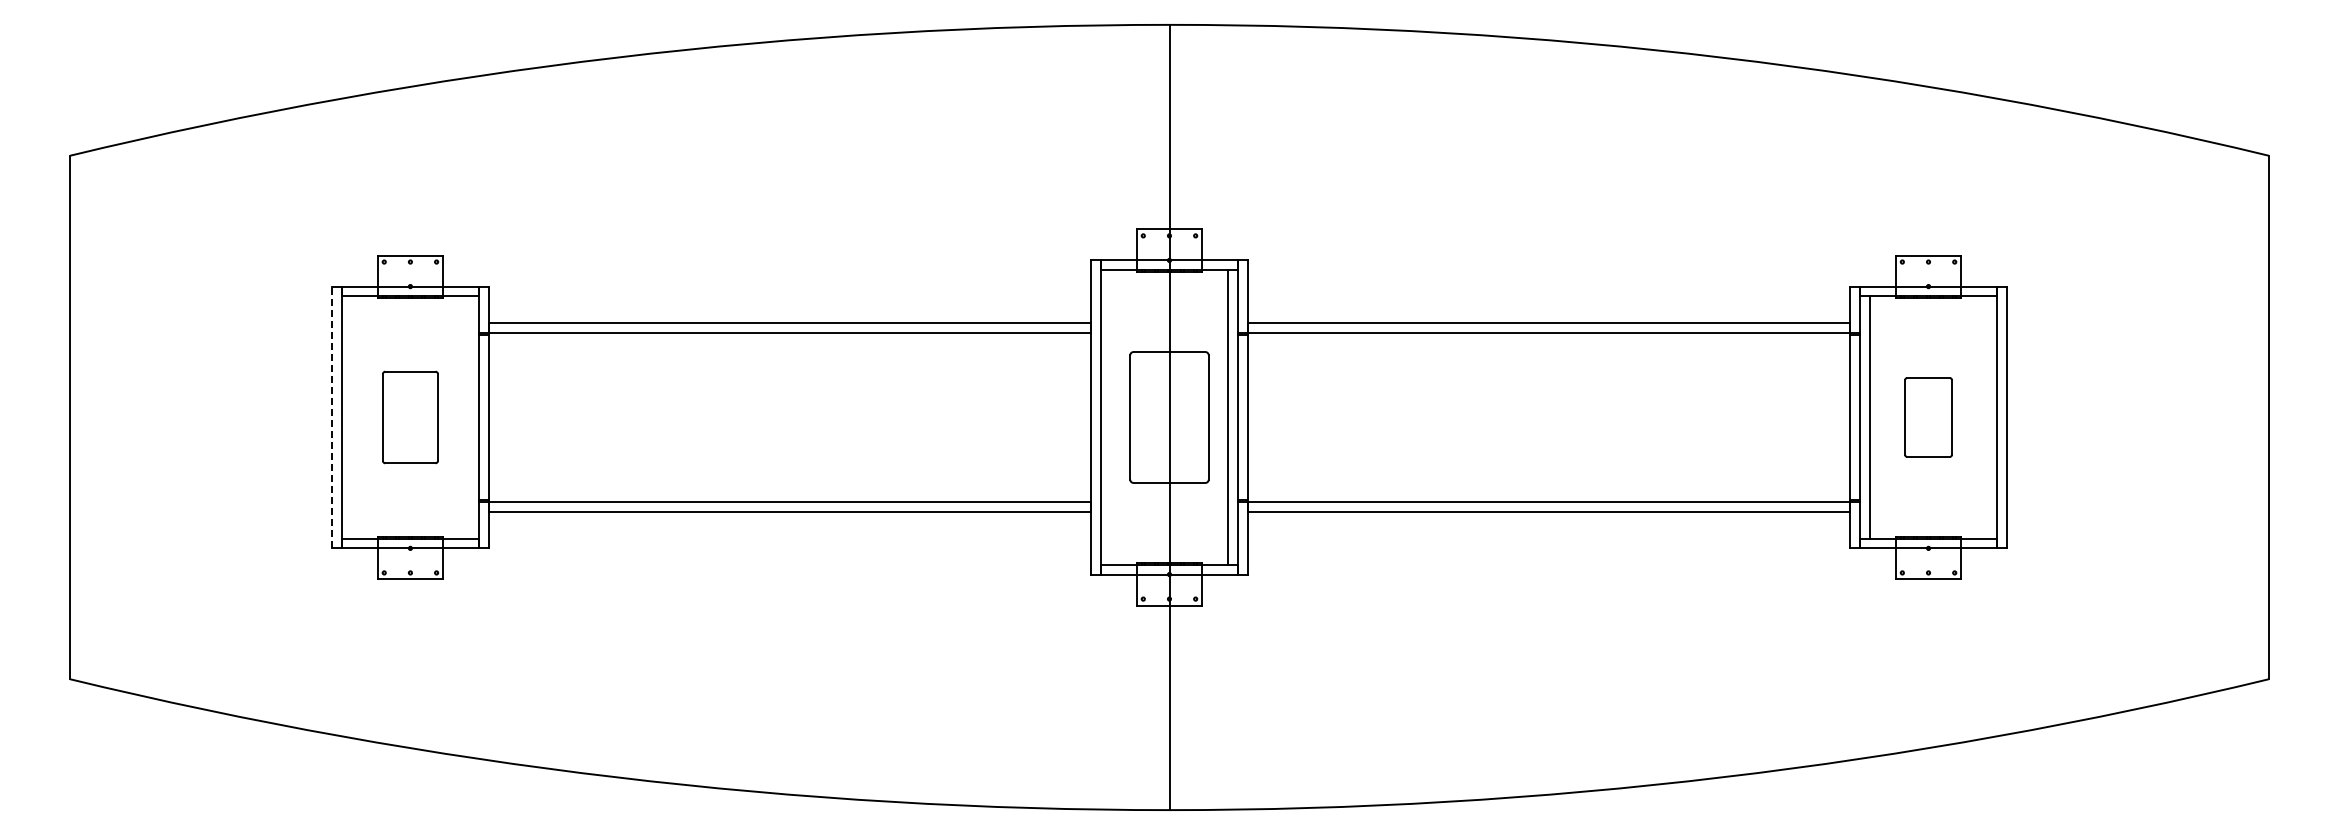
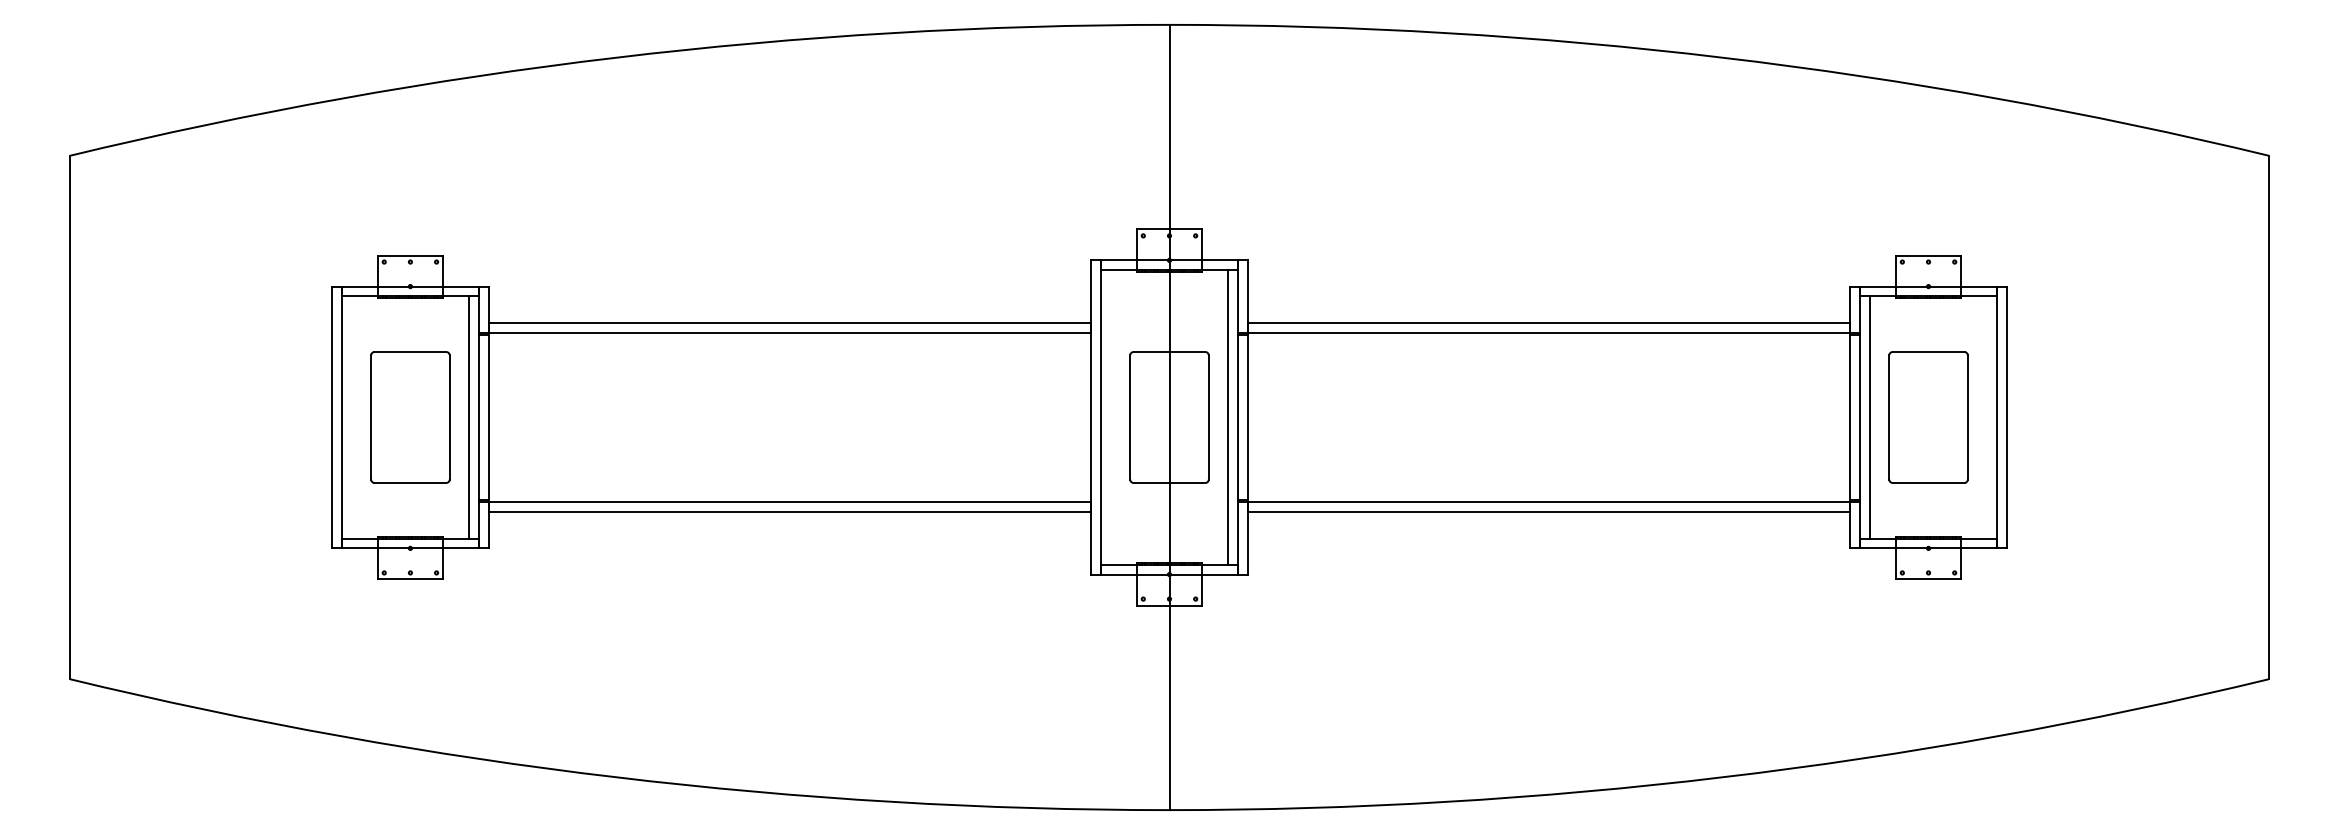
line: dashed -> solid (331, 417)
part size: 57x95 px -> 81x133 px (410, 417)
line: none -> present (469, 417)
part size: 49x81 px -> 81x133 px (1928, 417)
